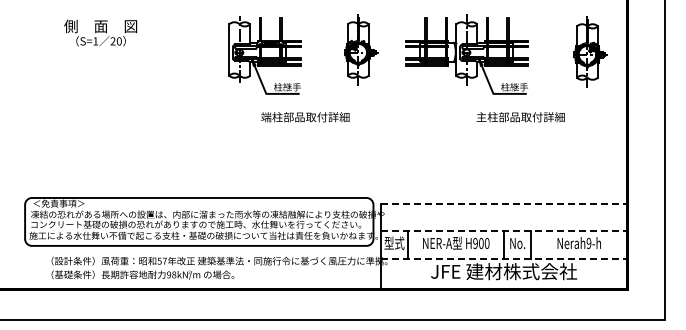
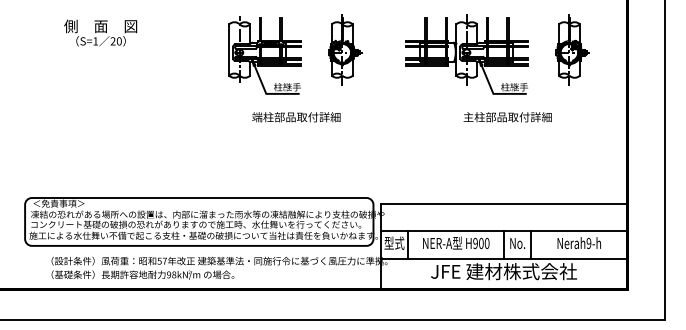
part position: (361, 49) -> (345, 49) (345, 49)
part position: (590, 51) -> (572, 49) (572, 49)
text position: (305, 117) -> (296, 117) (296, 117)
text position: (520, 117) -> (507, 117) (507, 117)
line: dashed -> solid (504, 203)
line: dashed -> solid (504, 231)
line: dashed -> solid (504, 258)
